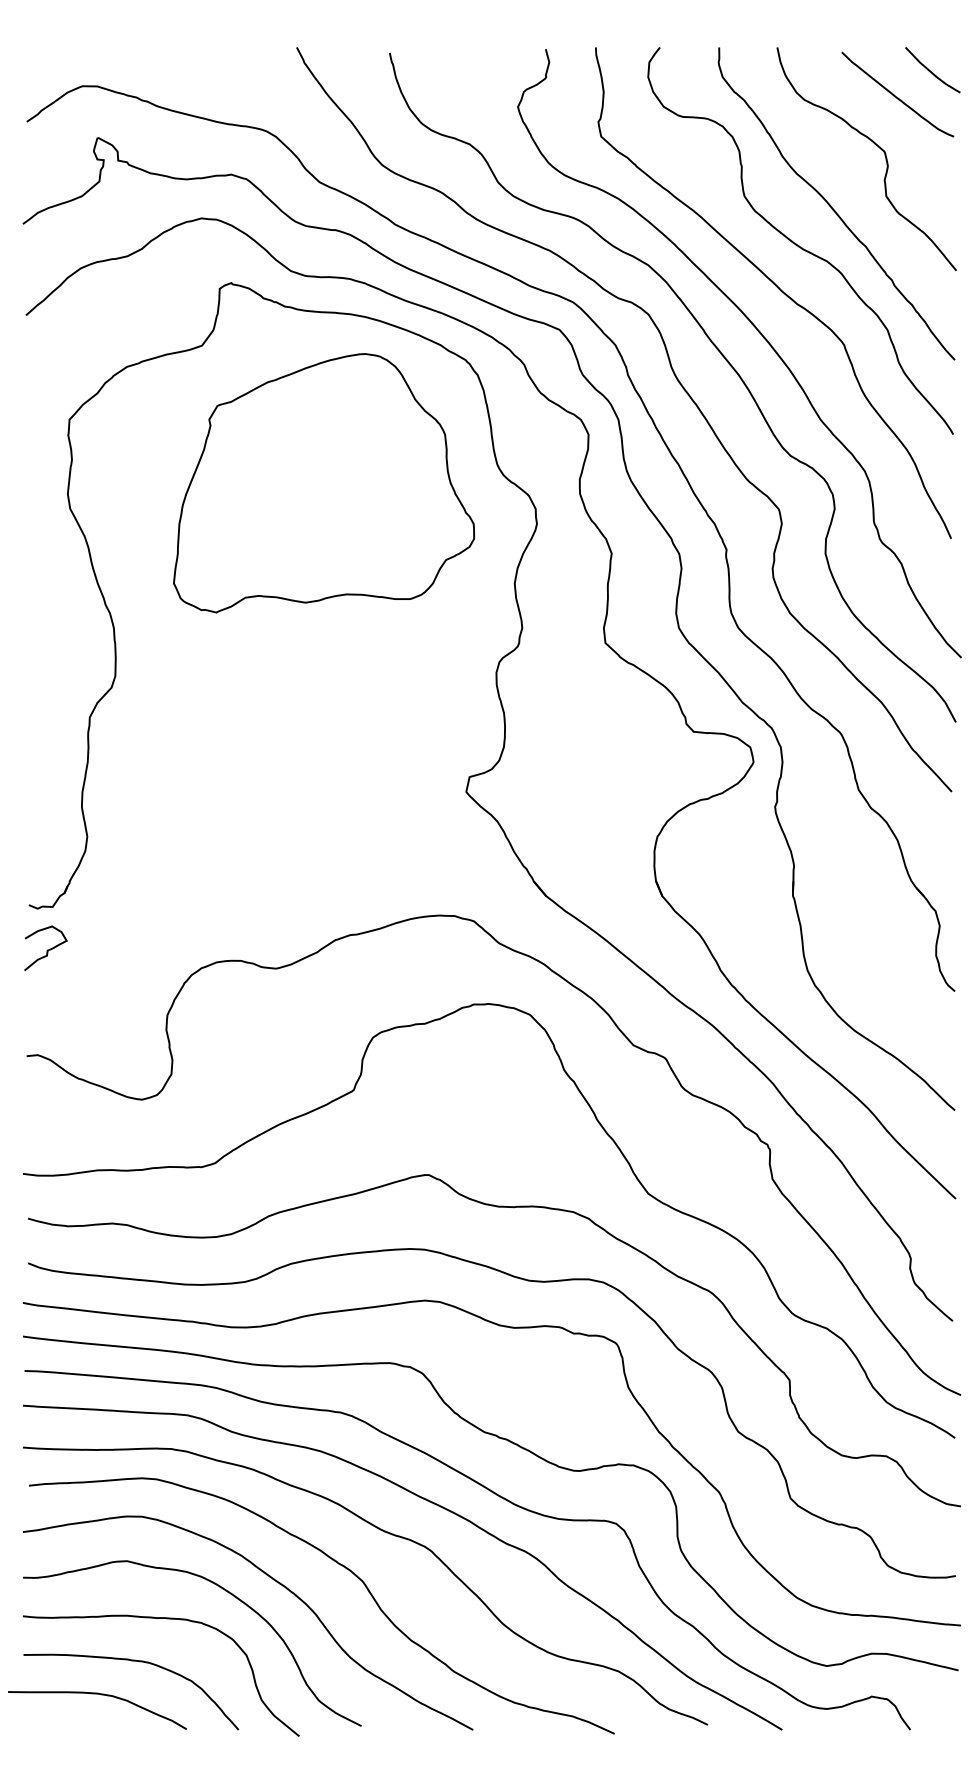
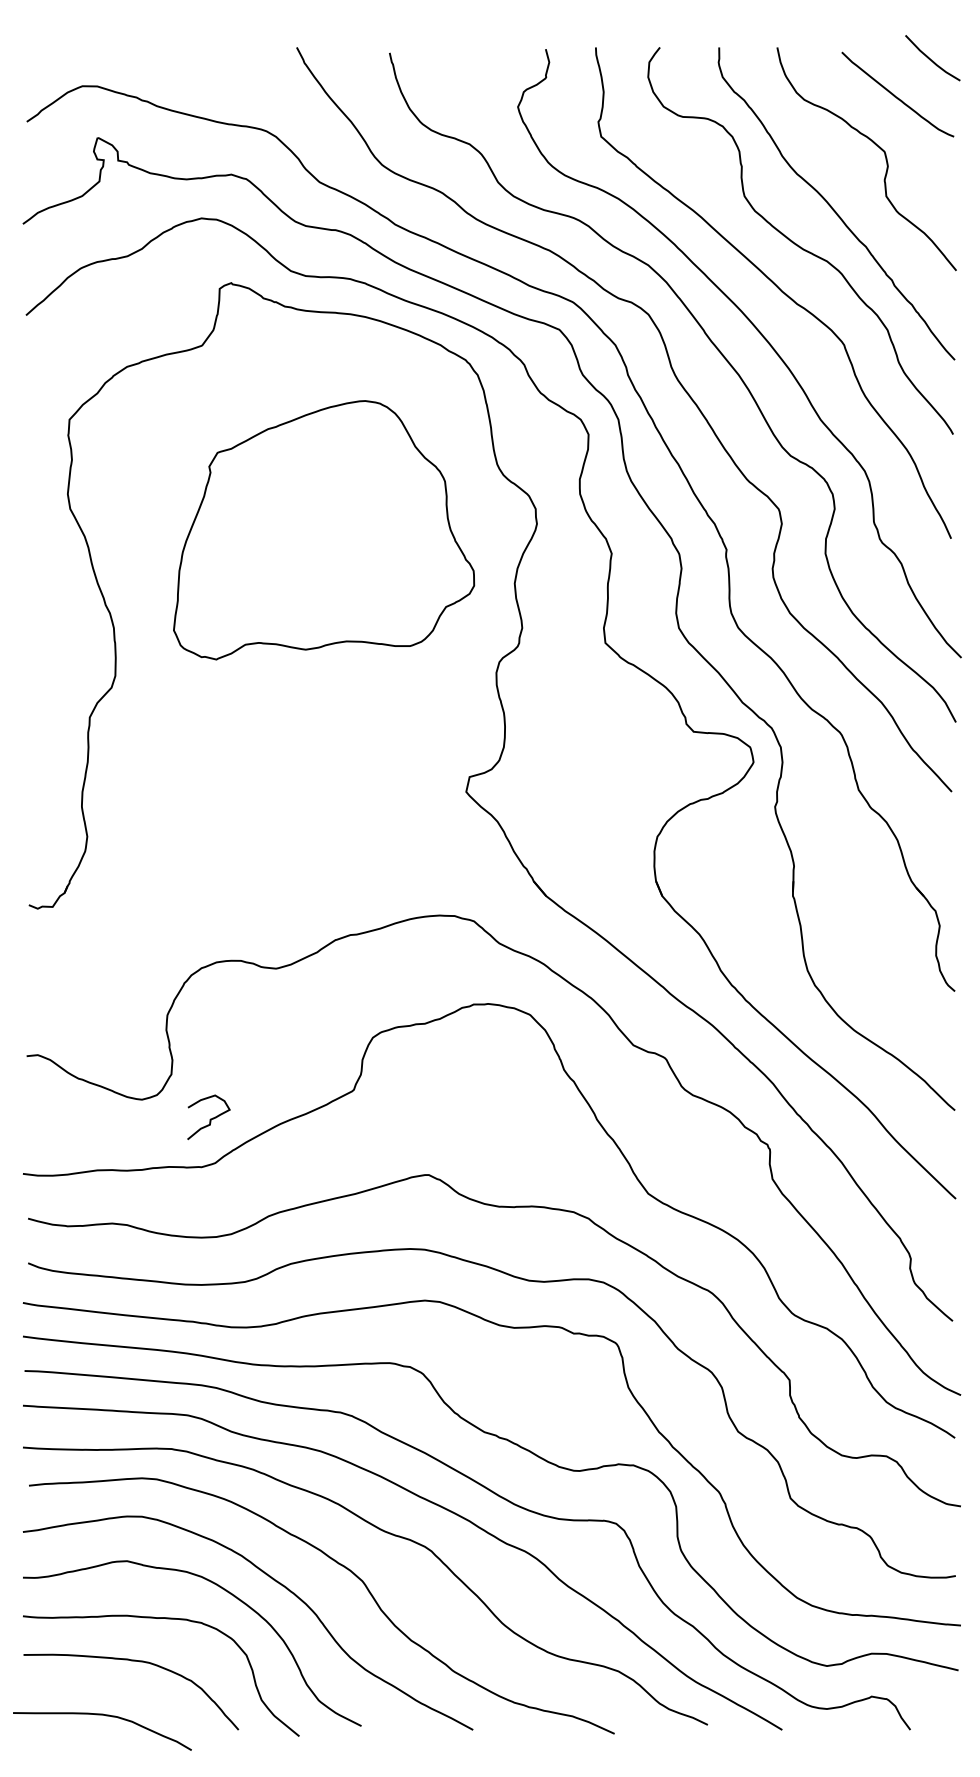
curve position: (931, 71) -> (931, 59) (931, 59)
part position: (324, 483) -> (324, 530) (324, 530)
curve position: (47, 949) -> (210, 1118) (210, 1118)
curve position: (101, 1695) -> (106, 1716) (106, 1716)
